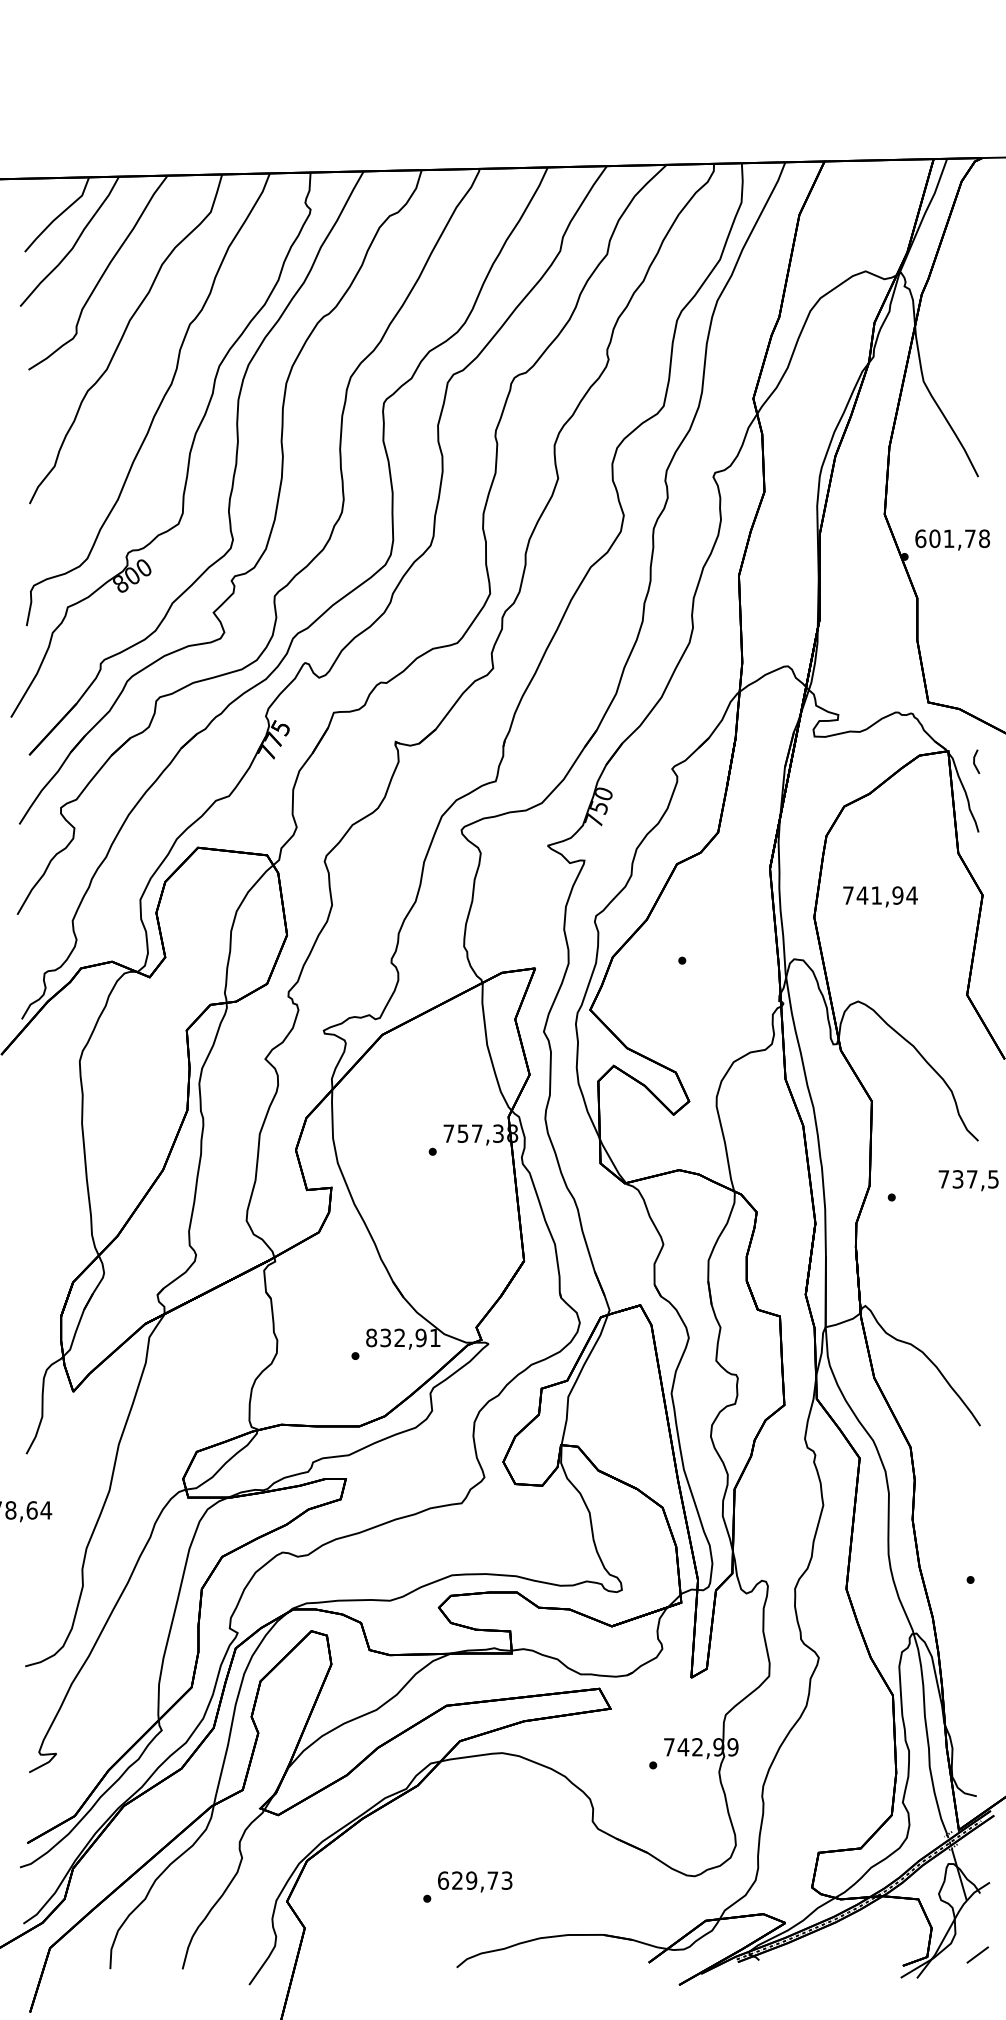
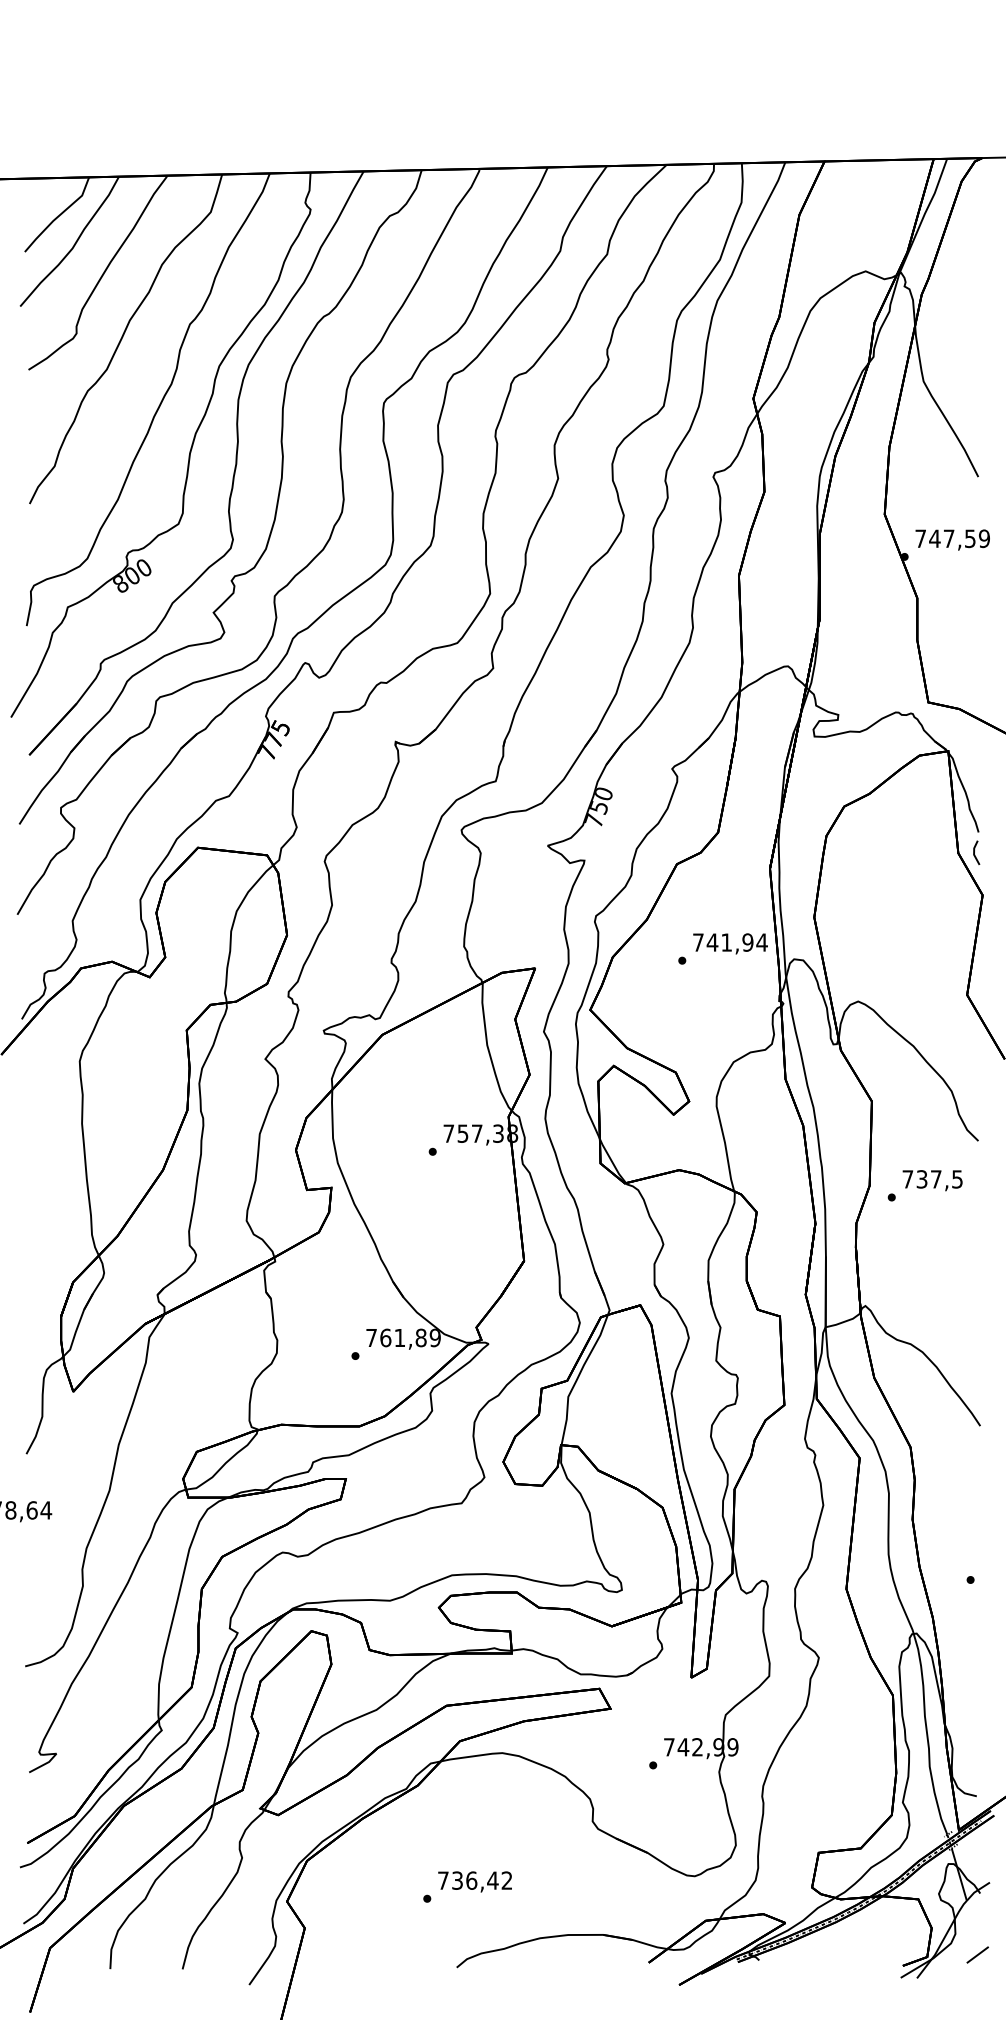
text: 601,78 -> 747,59 (952, 538)
line position: (974, 761) -> (974, 852) (974, 852)
text position: (880, 896) -> (730, 943) (730, 943)
text position: (968, 1180) -> (932, 1180) (932, 1180)
text: 832,91 -> 761,89 (403, 1337)
text: 629,73 -> 736,42 (475, 1880)
